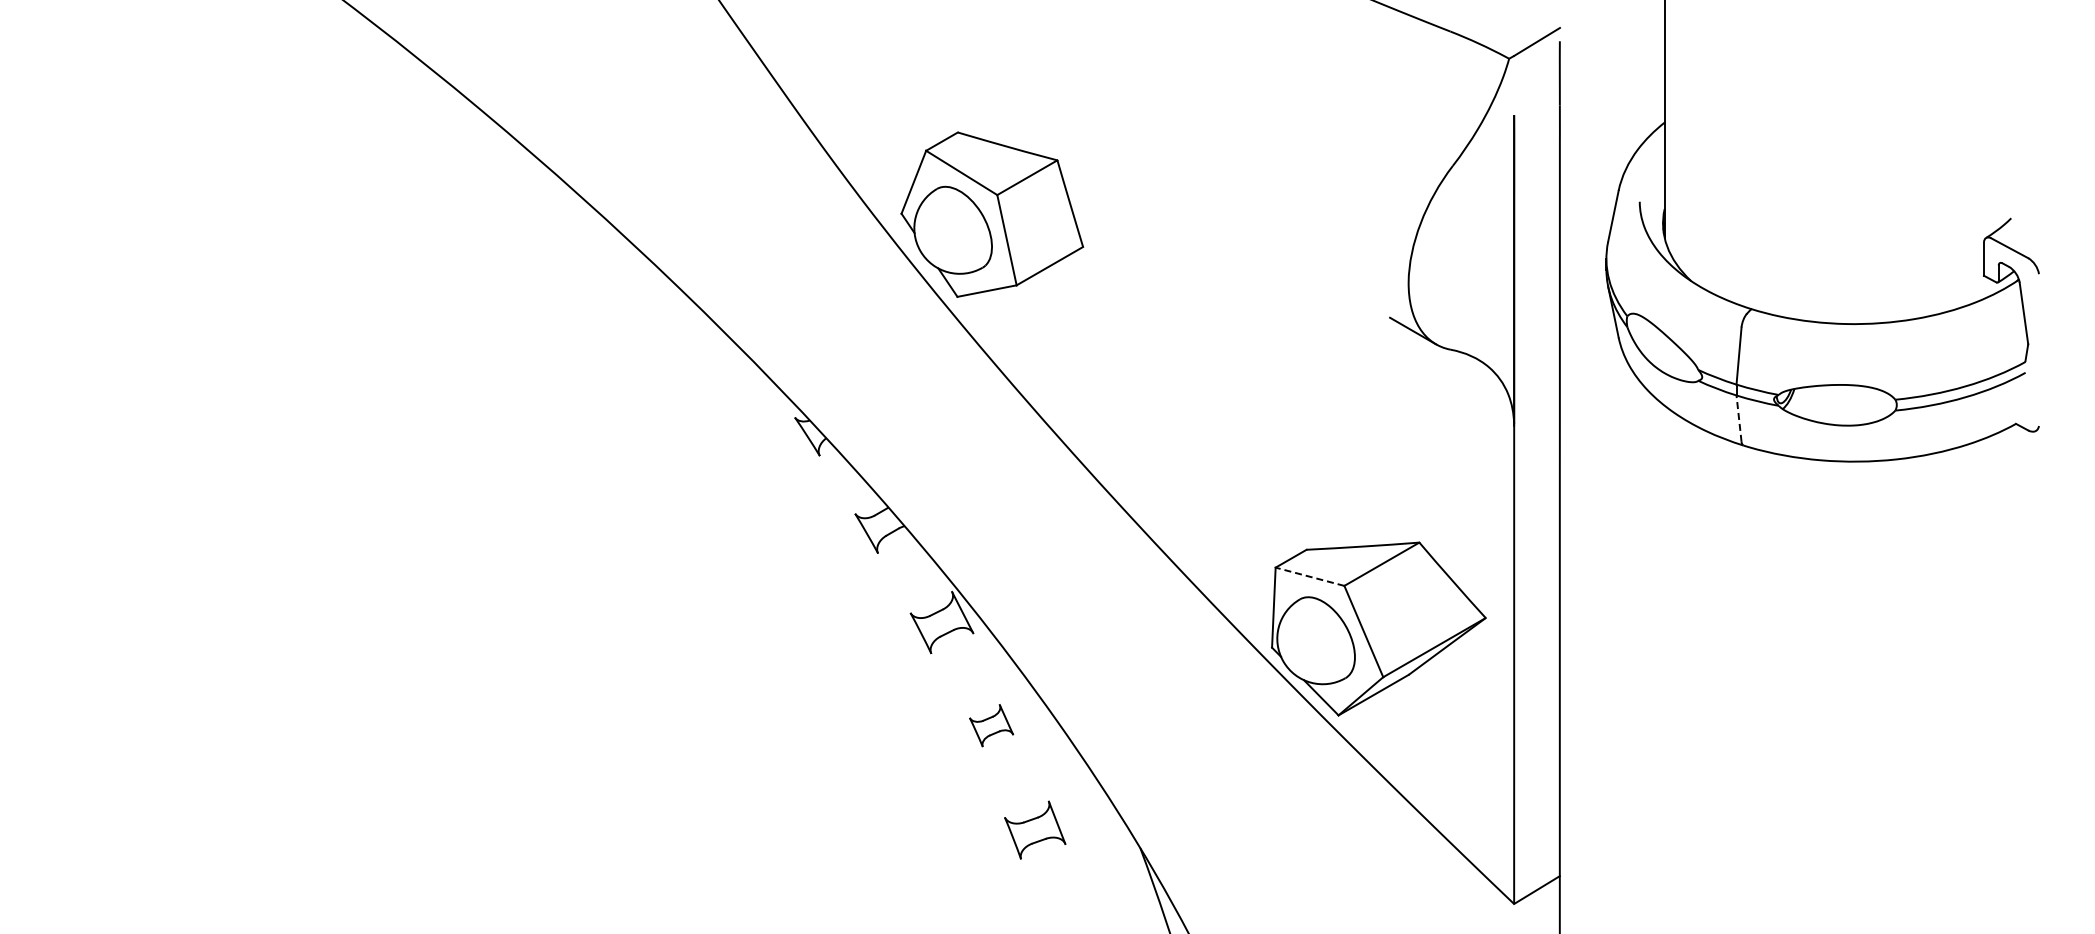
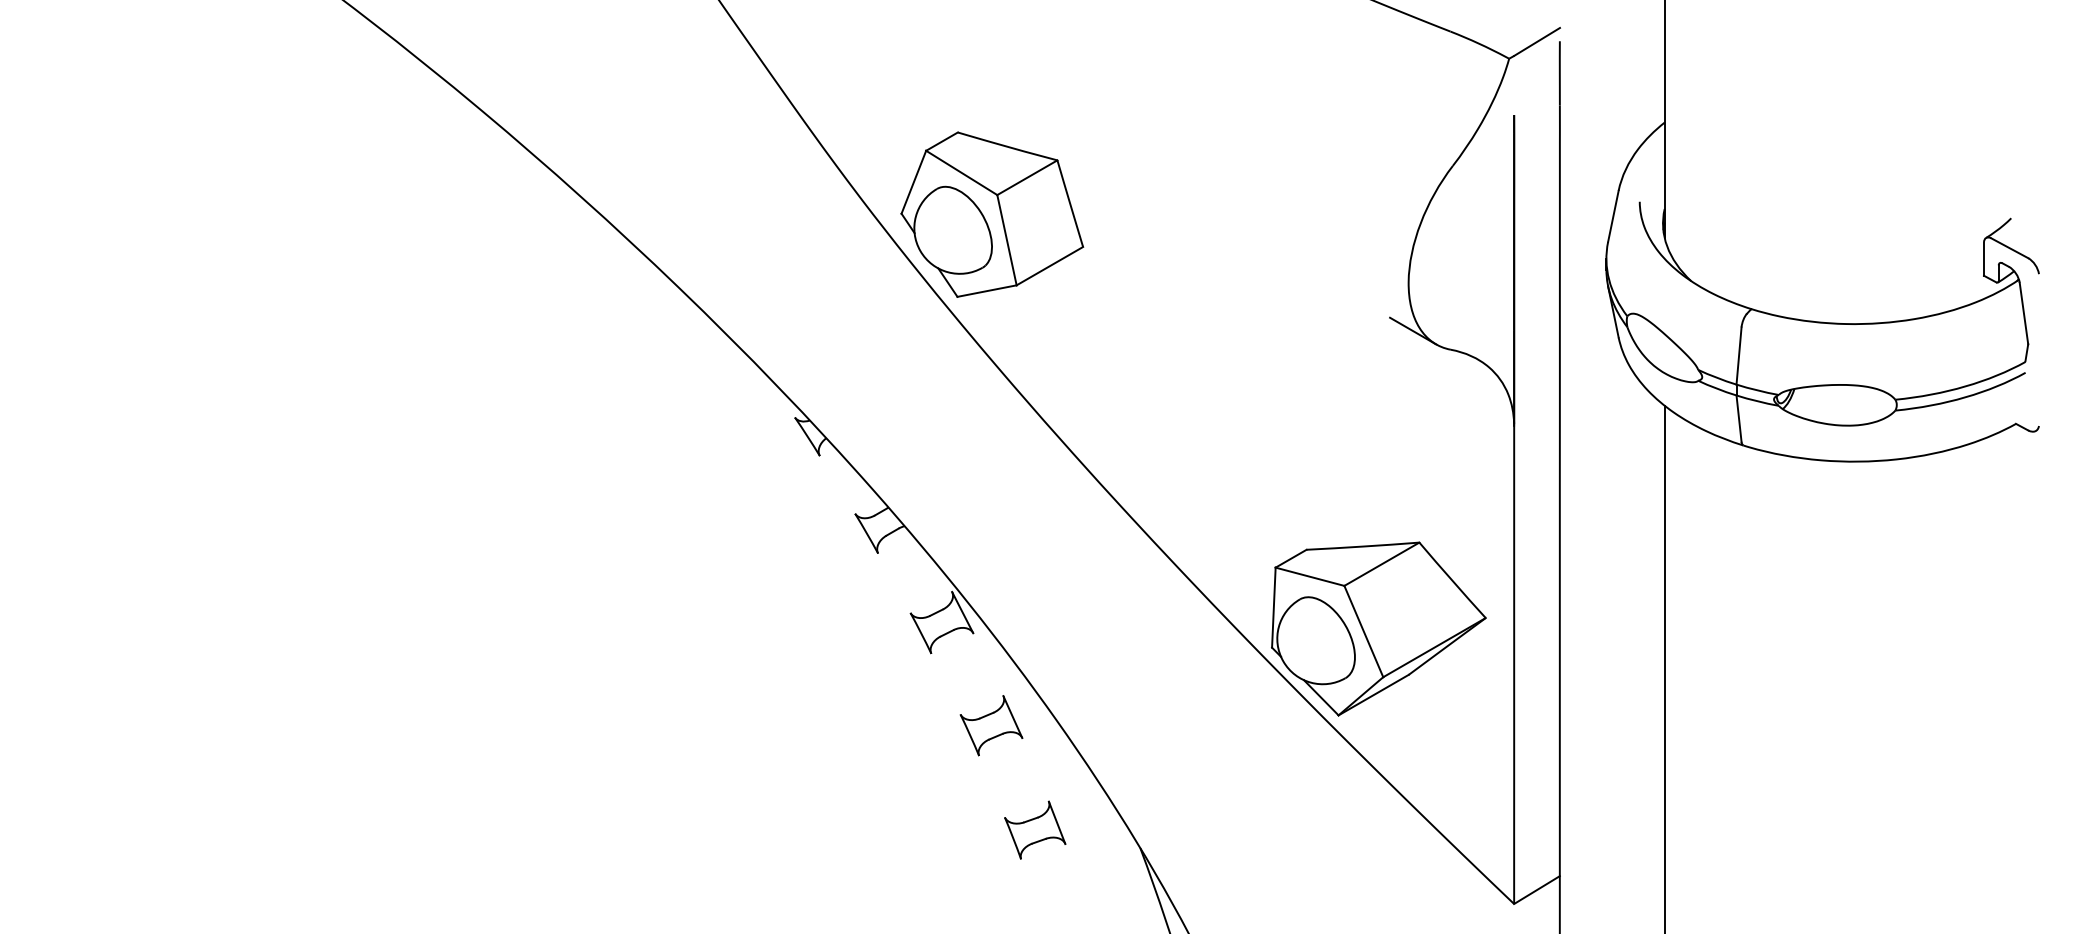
line: dashed -> solid (1738, 418)
line: dashed -> solid (1310, 576)
line: none -> present (1664, 667)
part size: 46x44 px -> 65x62 px (991, 725)
